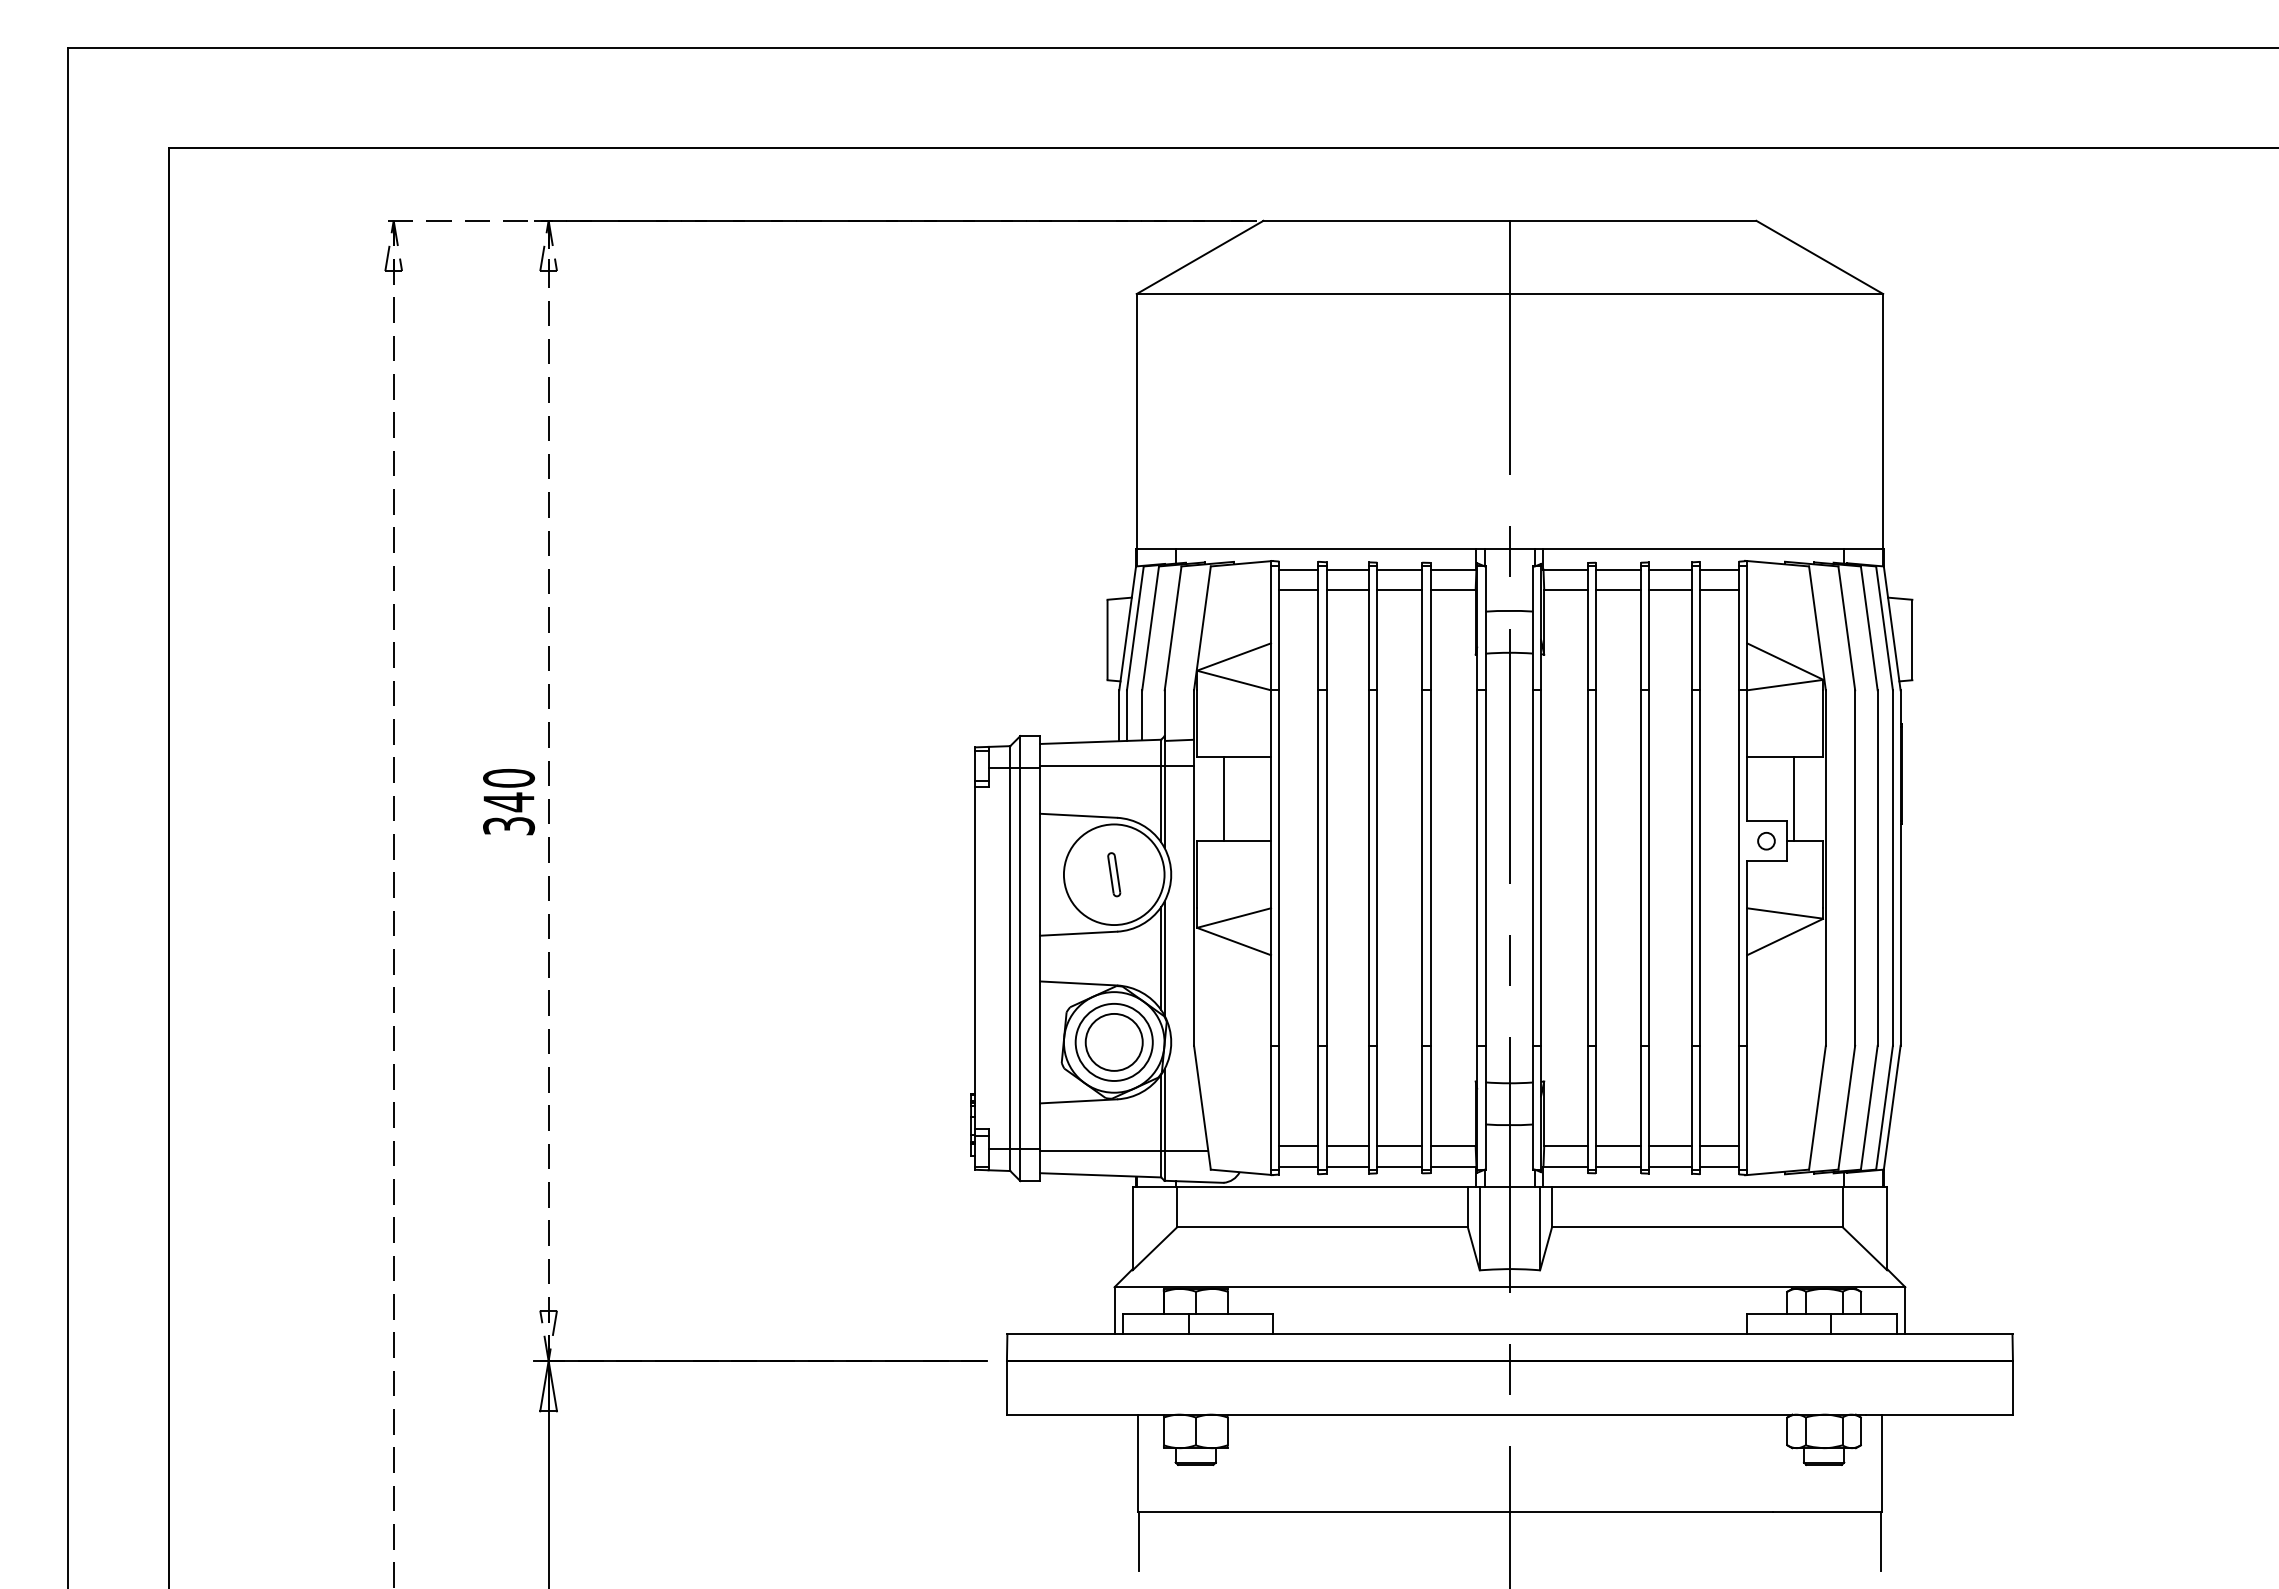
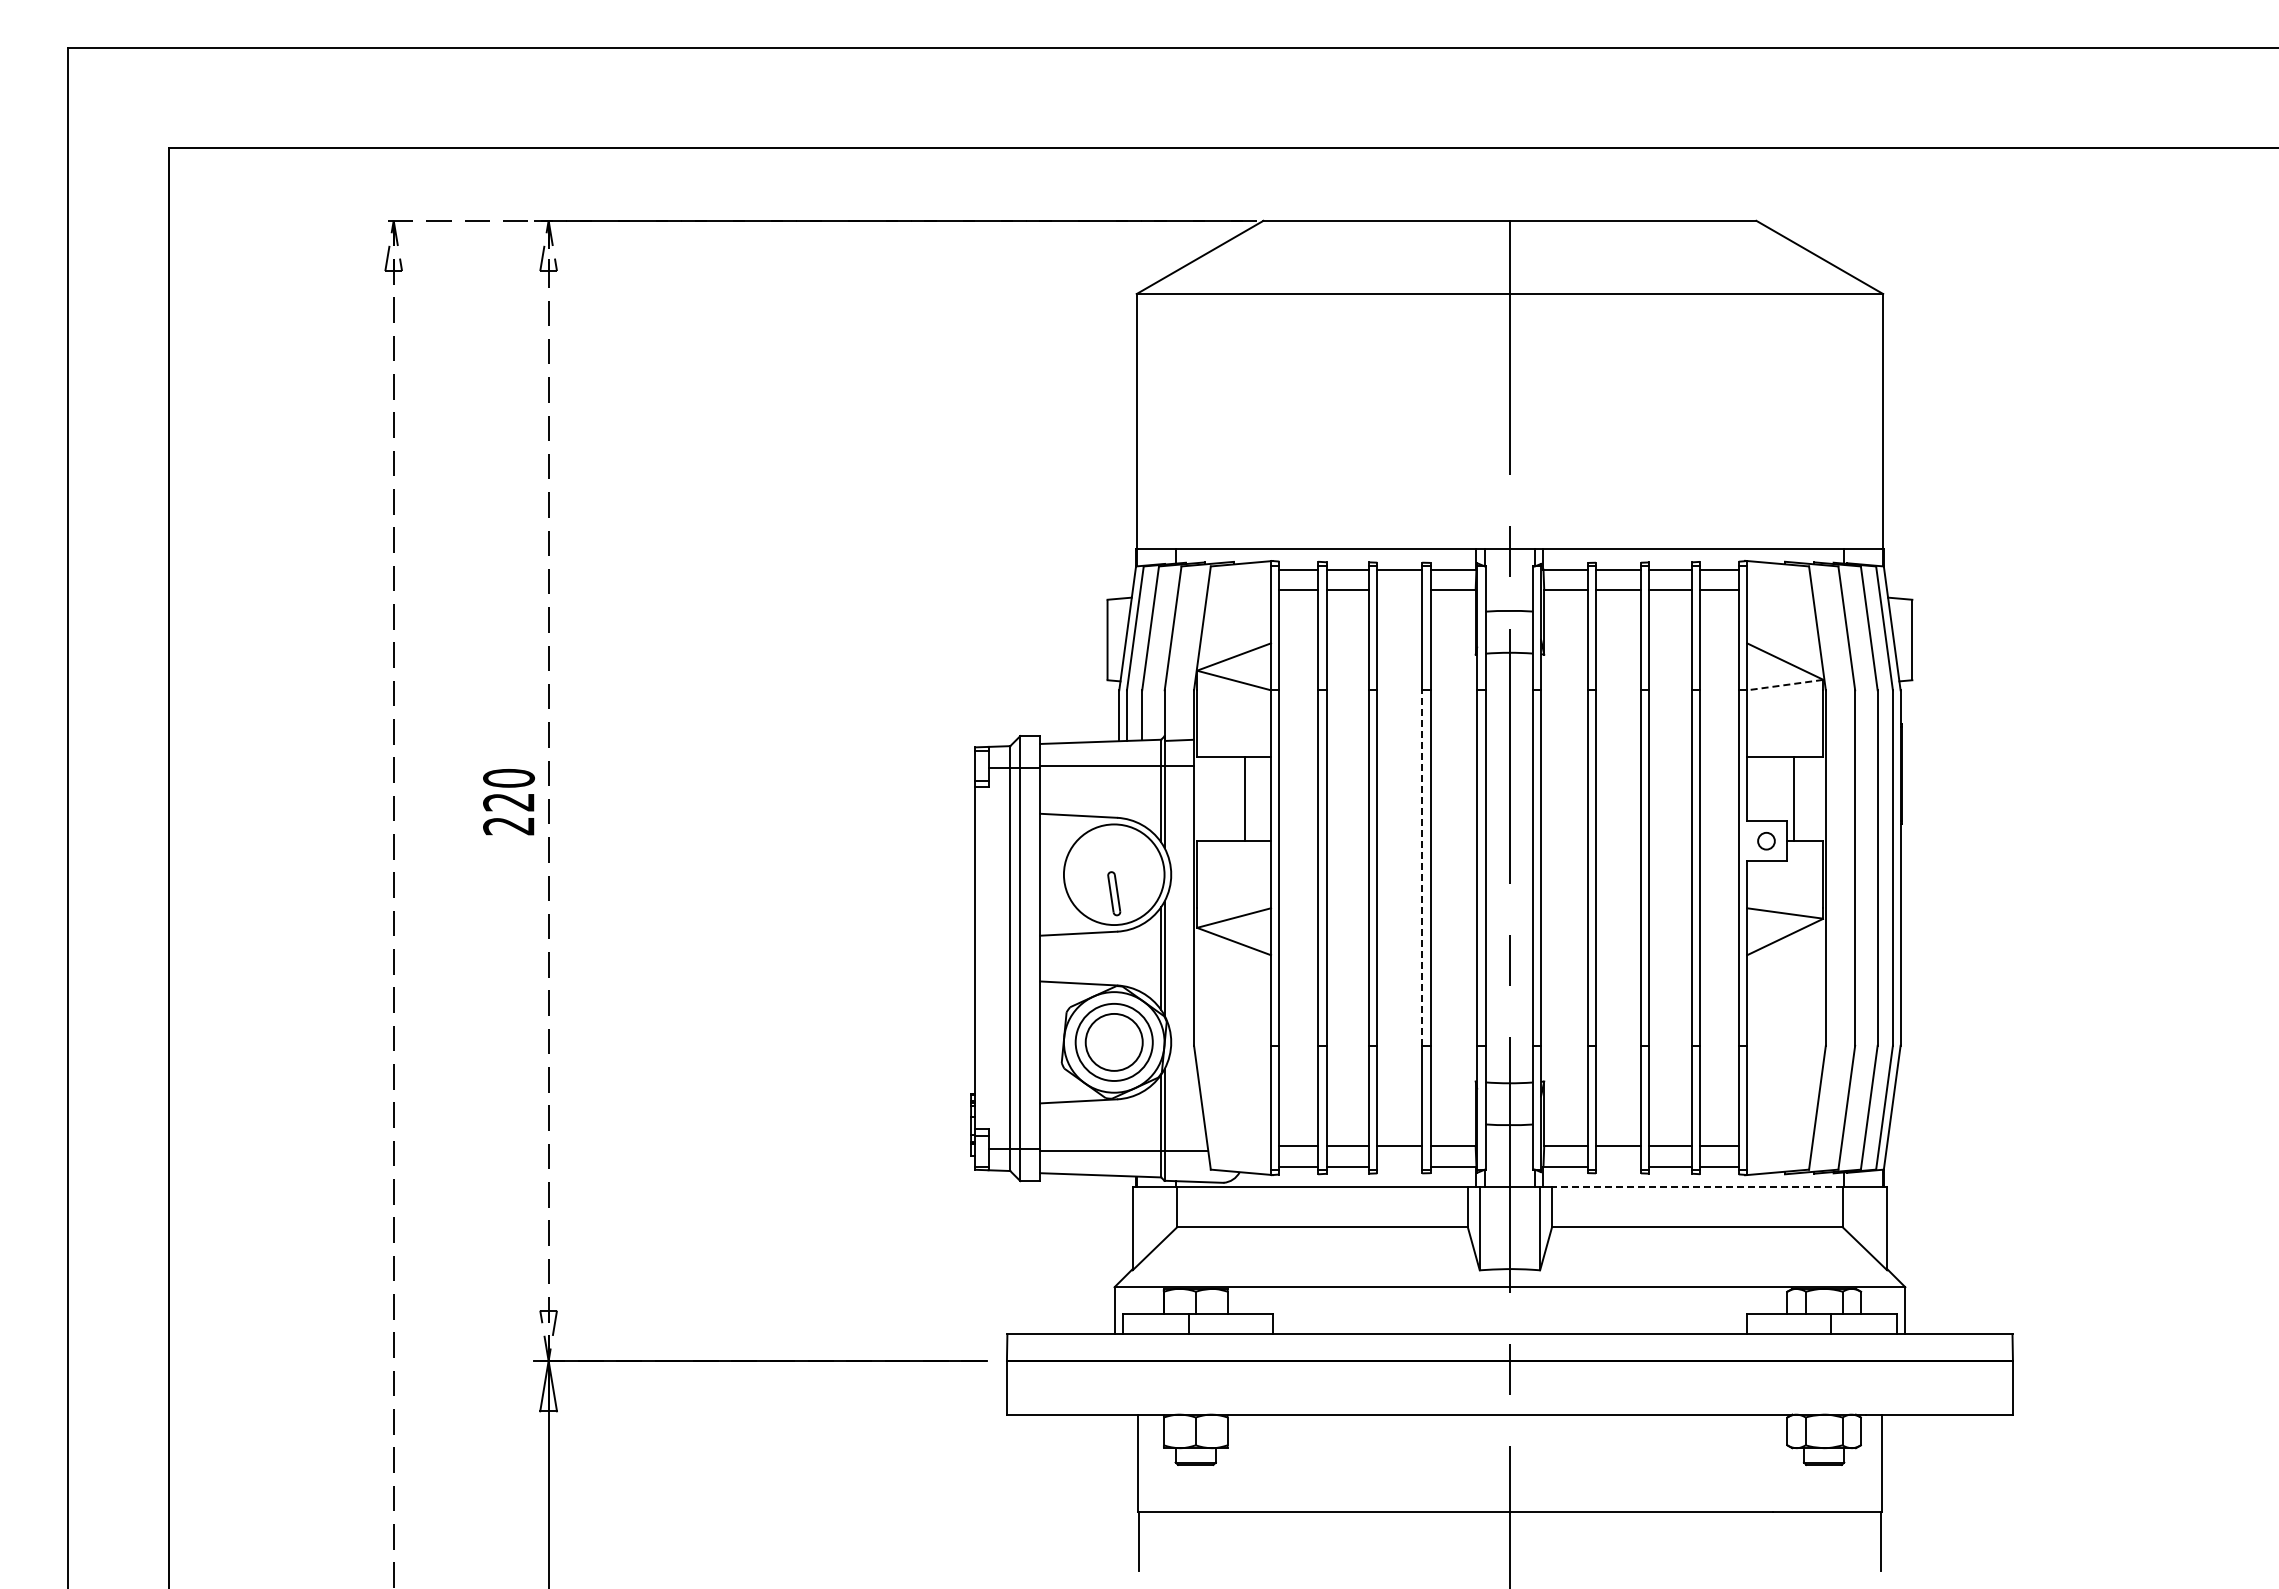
line: present -> none (1399, 589)
line: solid -> dashed (1784, 685)
line position: (1224, 799) -> (1245, 799) (1245, 799)
text: 340 -> 220 (509, 813)
line: solid -> dashed (1422, 868)
part position: (1114, 874) -> (1114, 893) (1114, 893)
line: present -> none (1399, 1166)
line: present -> none (1618, 1166)
line: solid -> dashed (1696, 1186)
